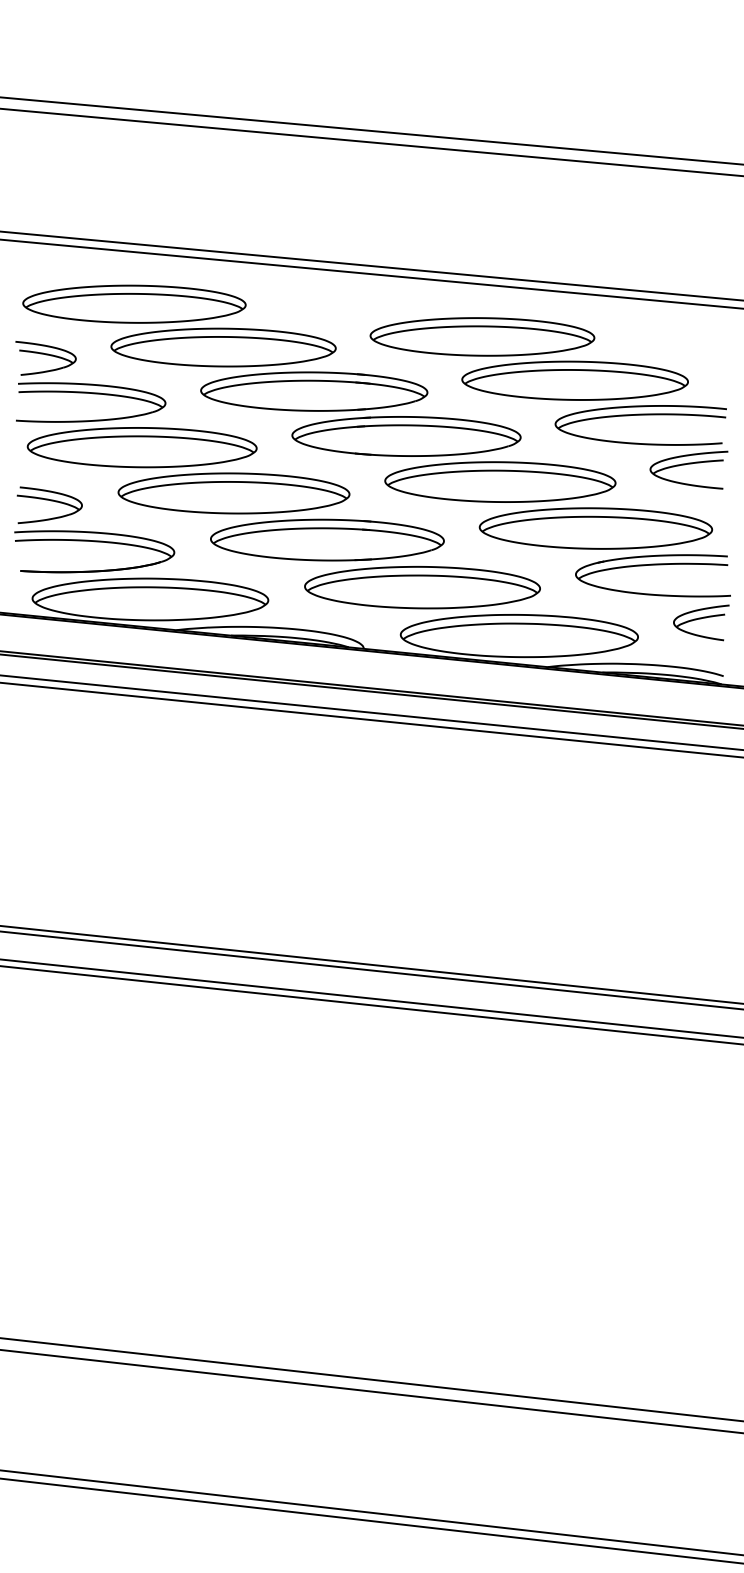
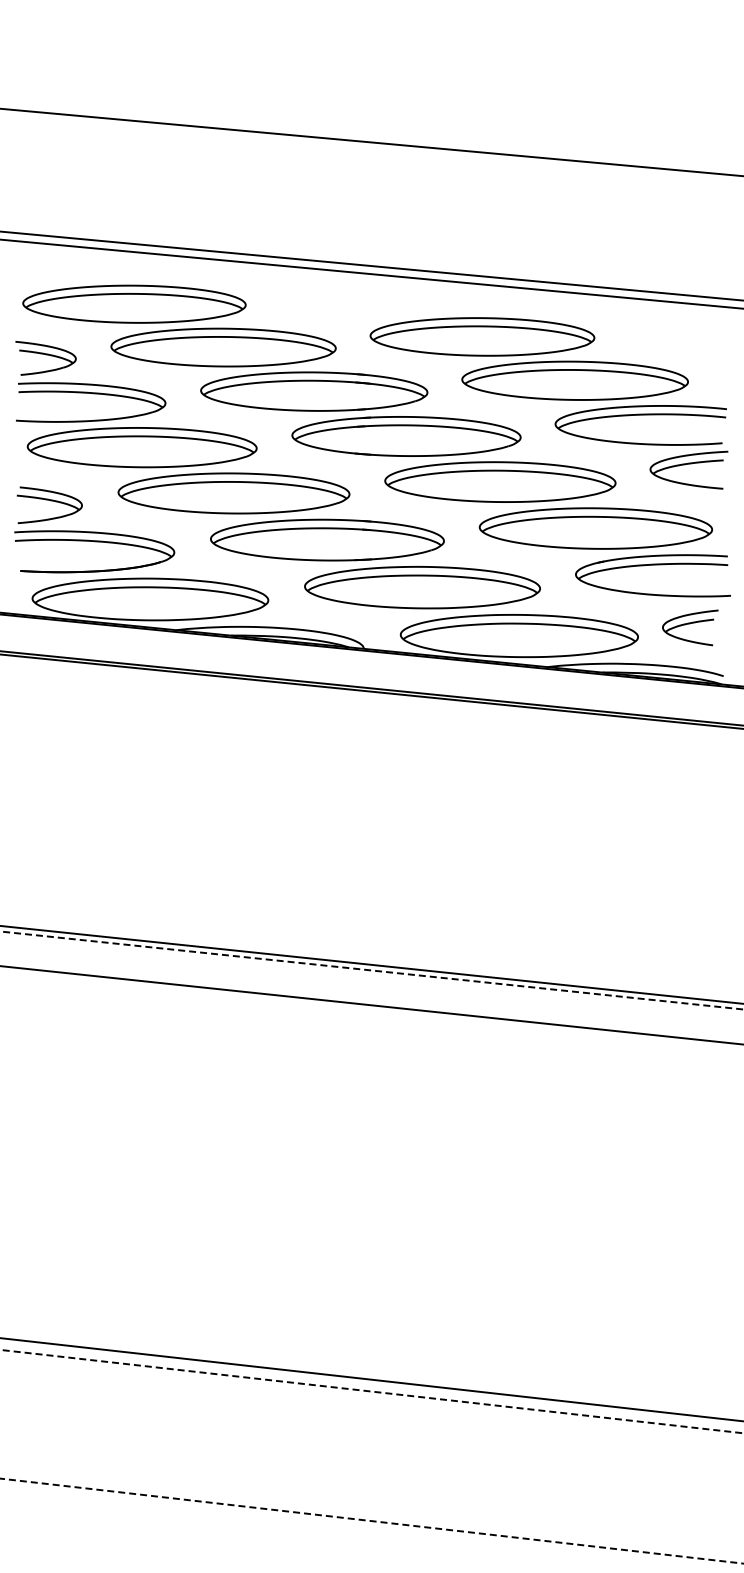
line: present -> none (371, 130)
part position: (701, 622) -> (690, 627) (690, 627)
line: present -> none (371, 712)
line: present -> none (371, 719)
line: solid -> dashed (372, 970)
line: present -> none (371, 998)
line: solid -> dashed (371, 1391)
line: present -> none (371, 1512)
line: solid -> dashed (371, 1521)
